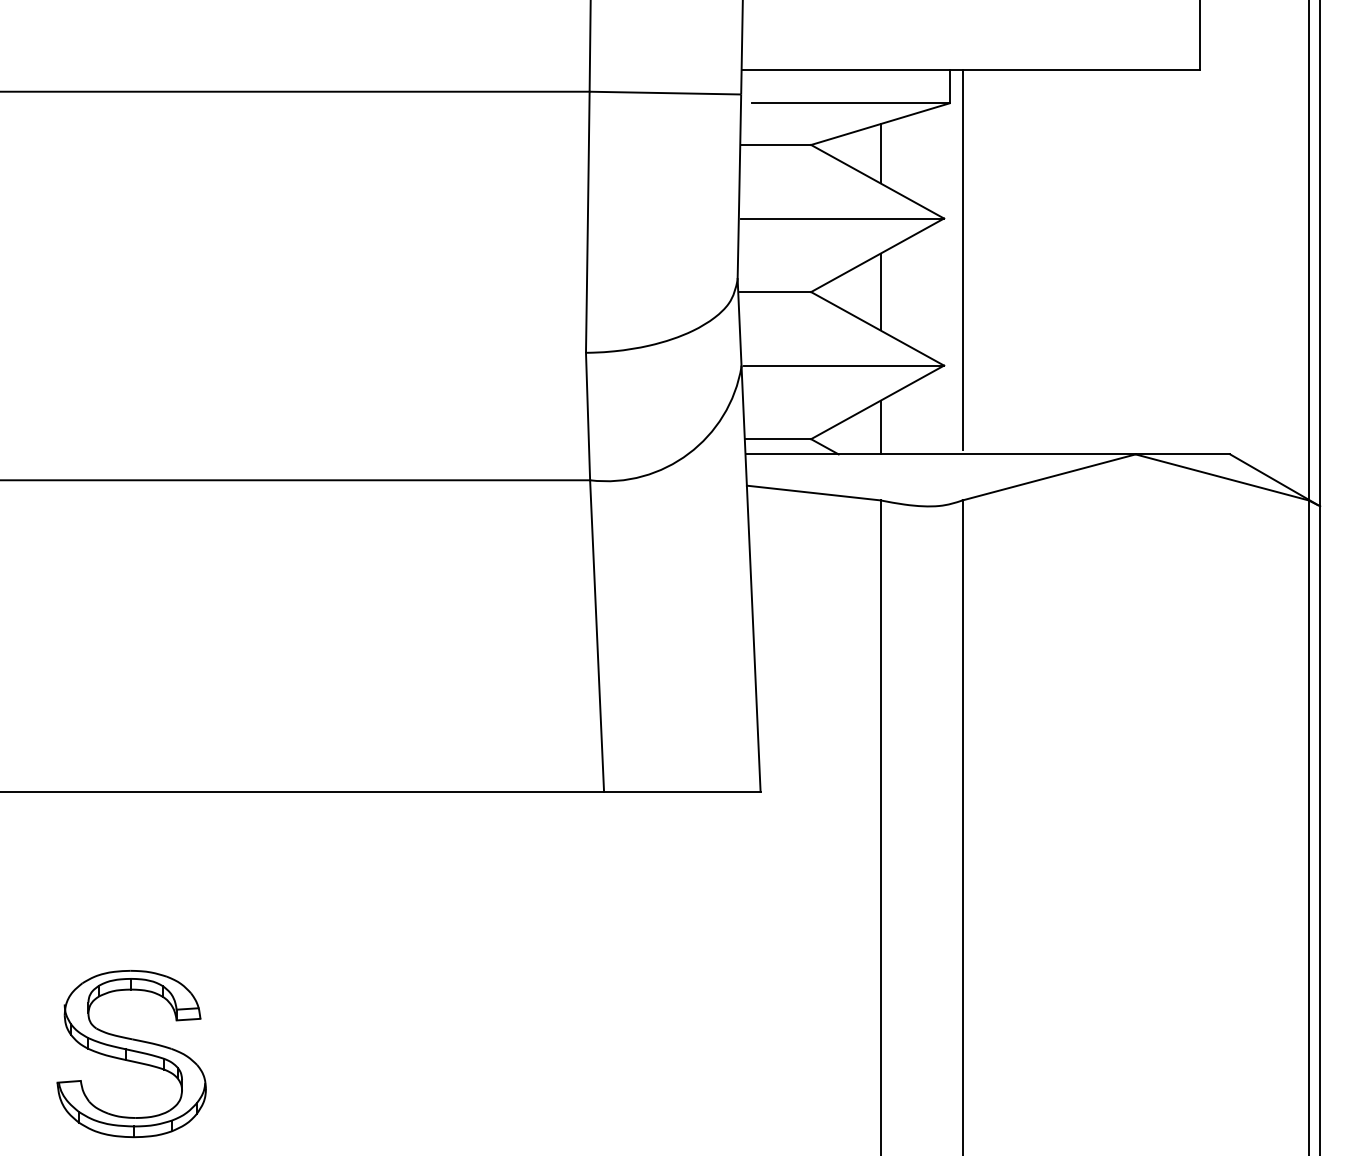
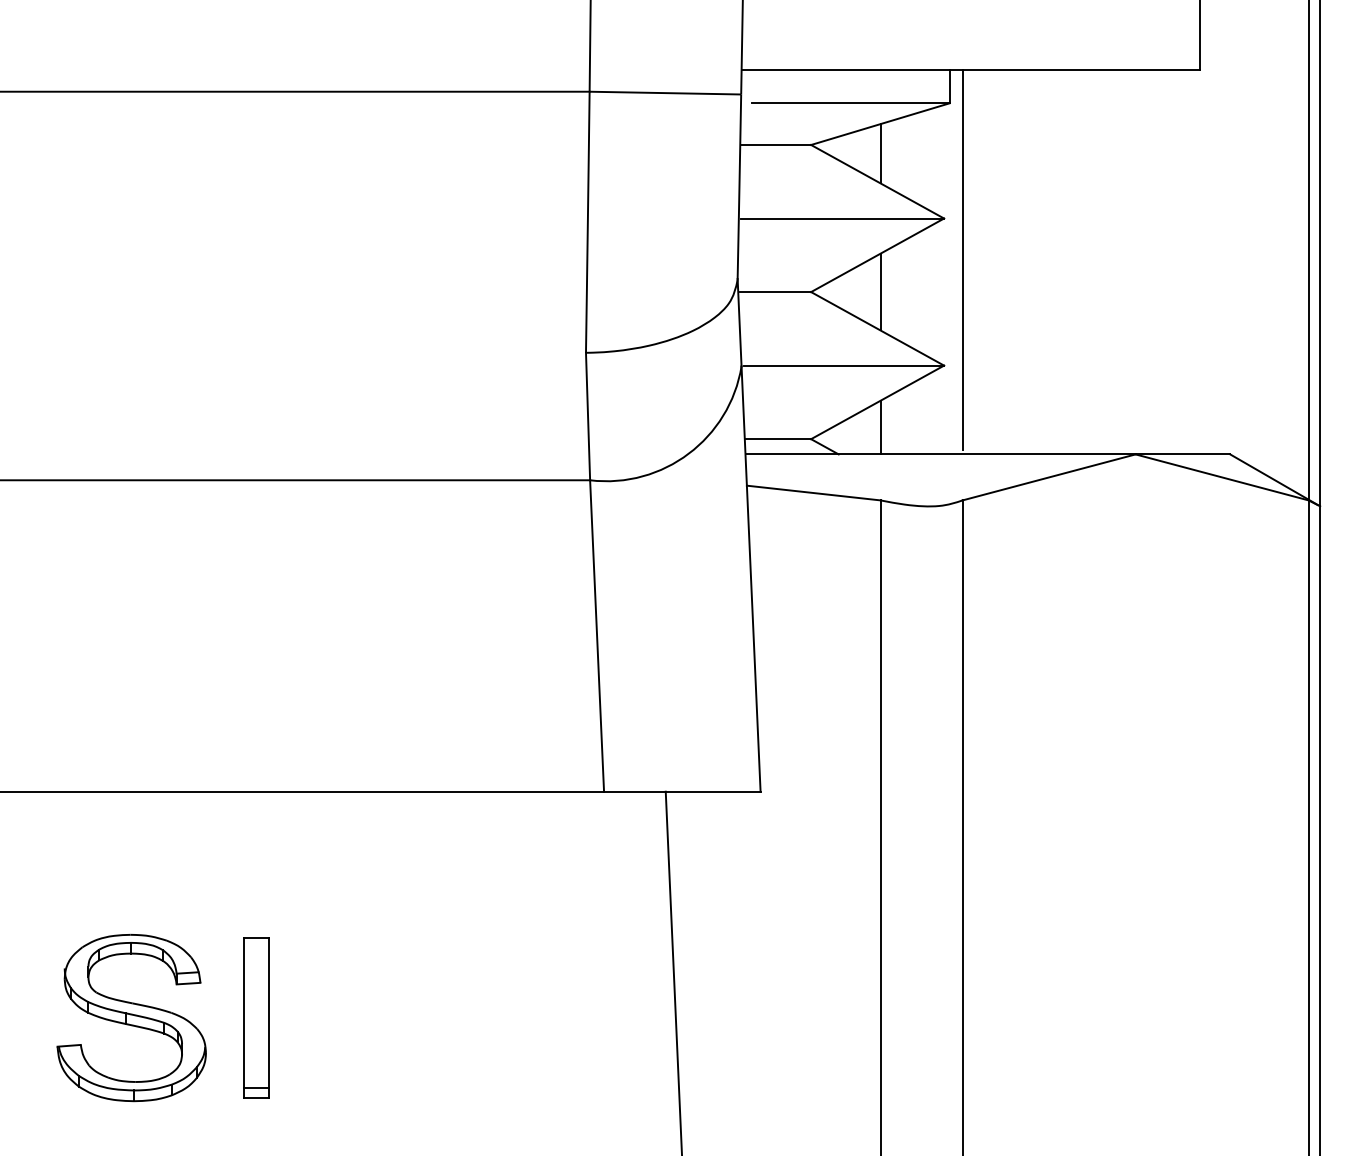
line: none -> present (673, 971)
part: none -> present (256, 1017)
part position: (131, 1054) -> (131, 1018) (131, 1018)
